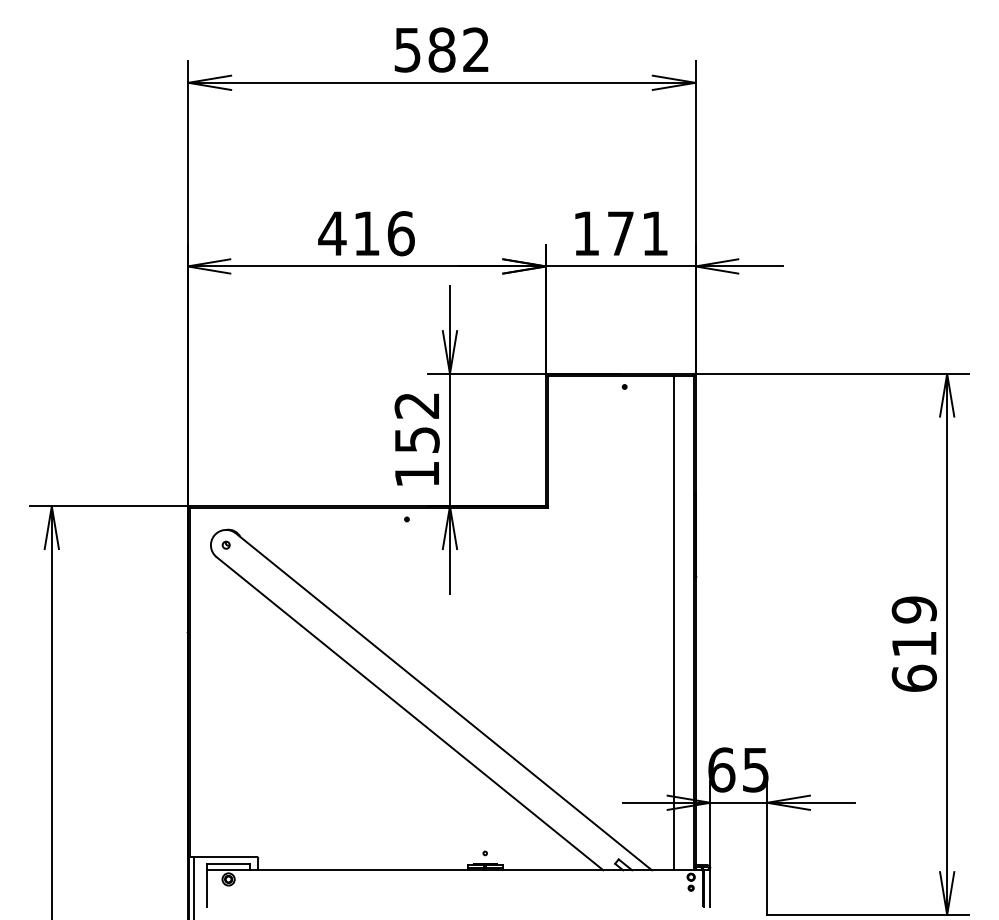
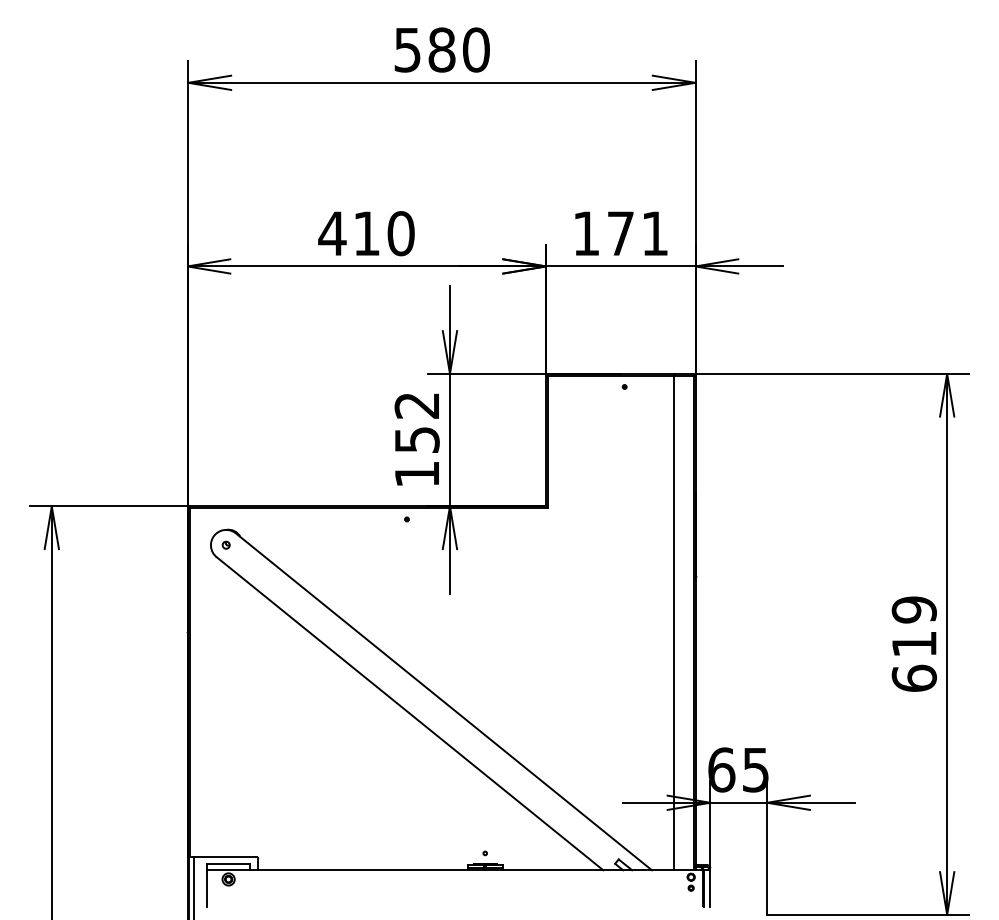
text: 582 -> 580 (475, 49)
text: 416 -> 410 (400, 233)
